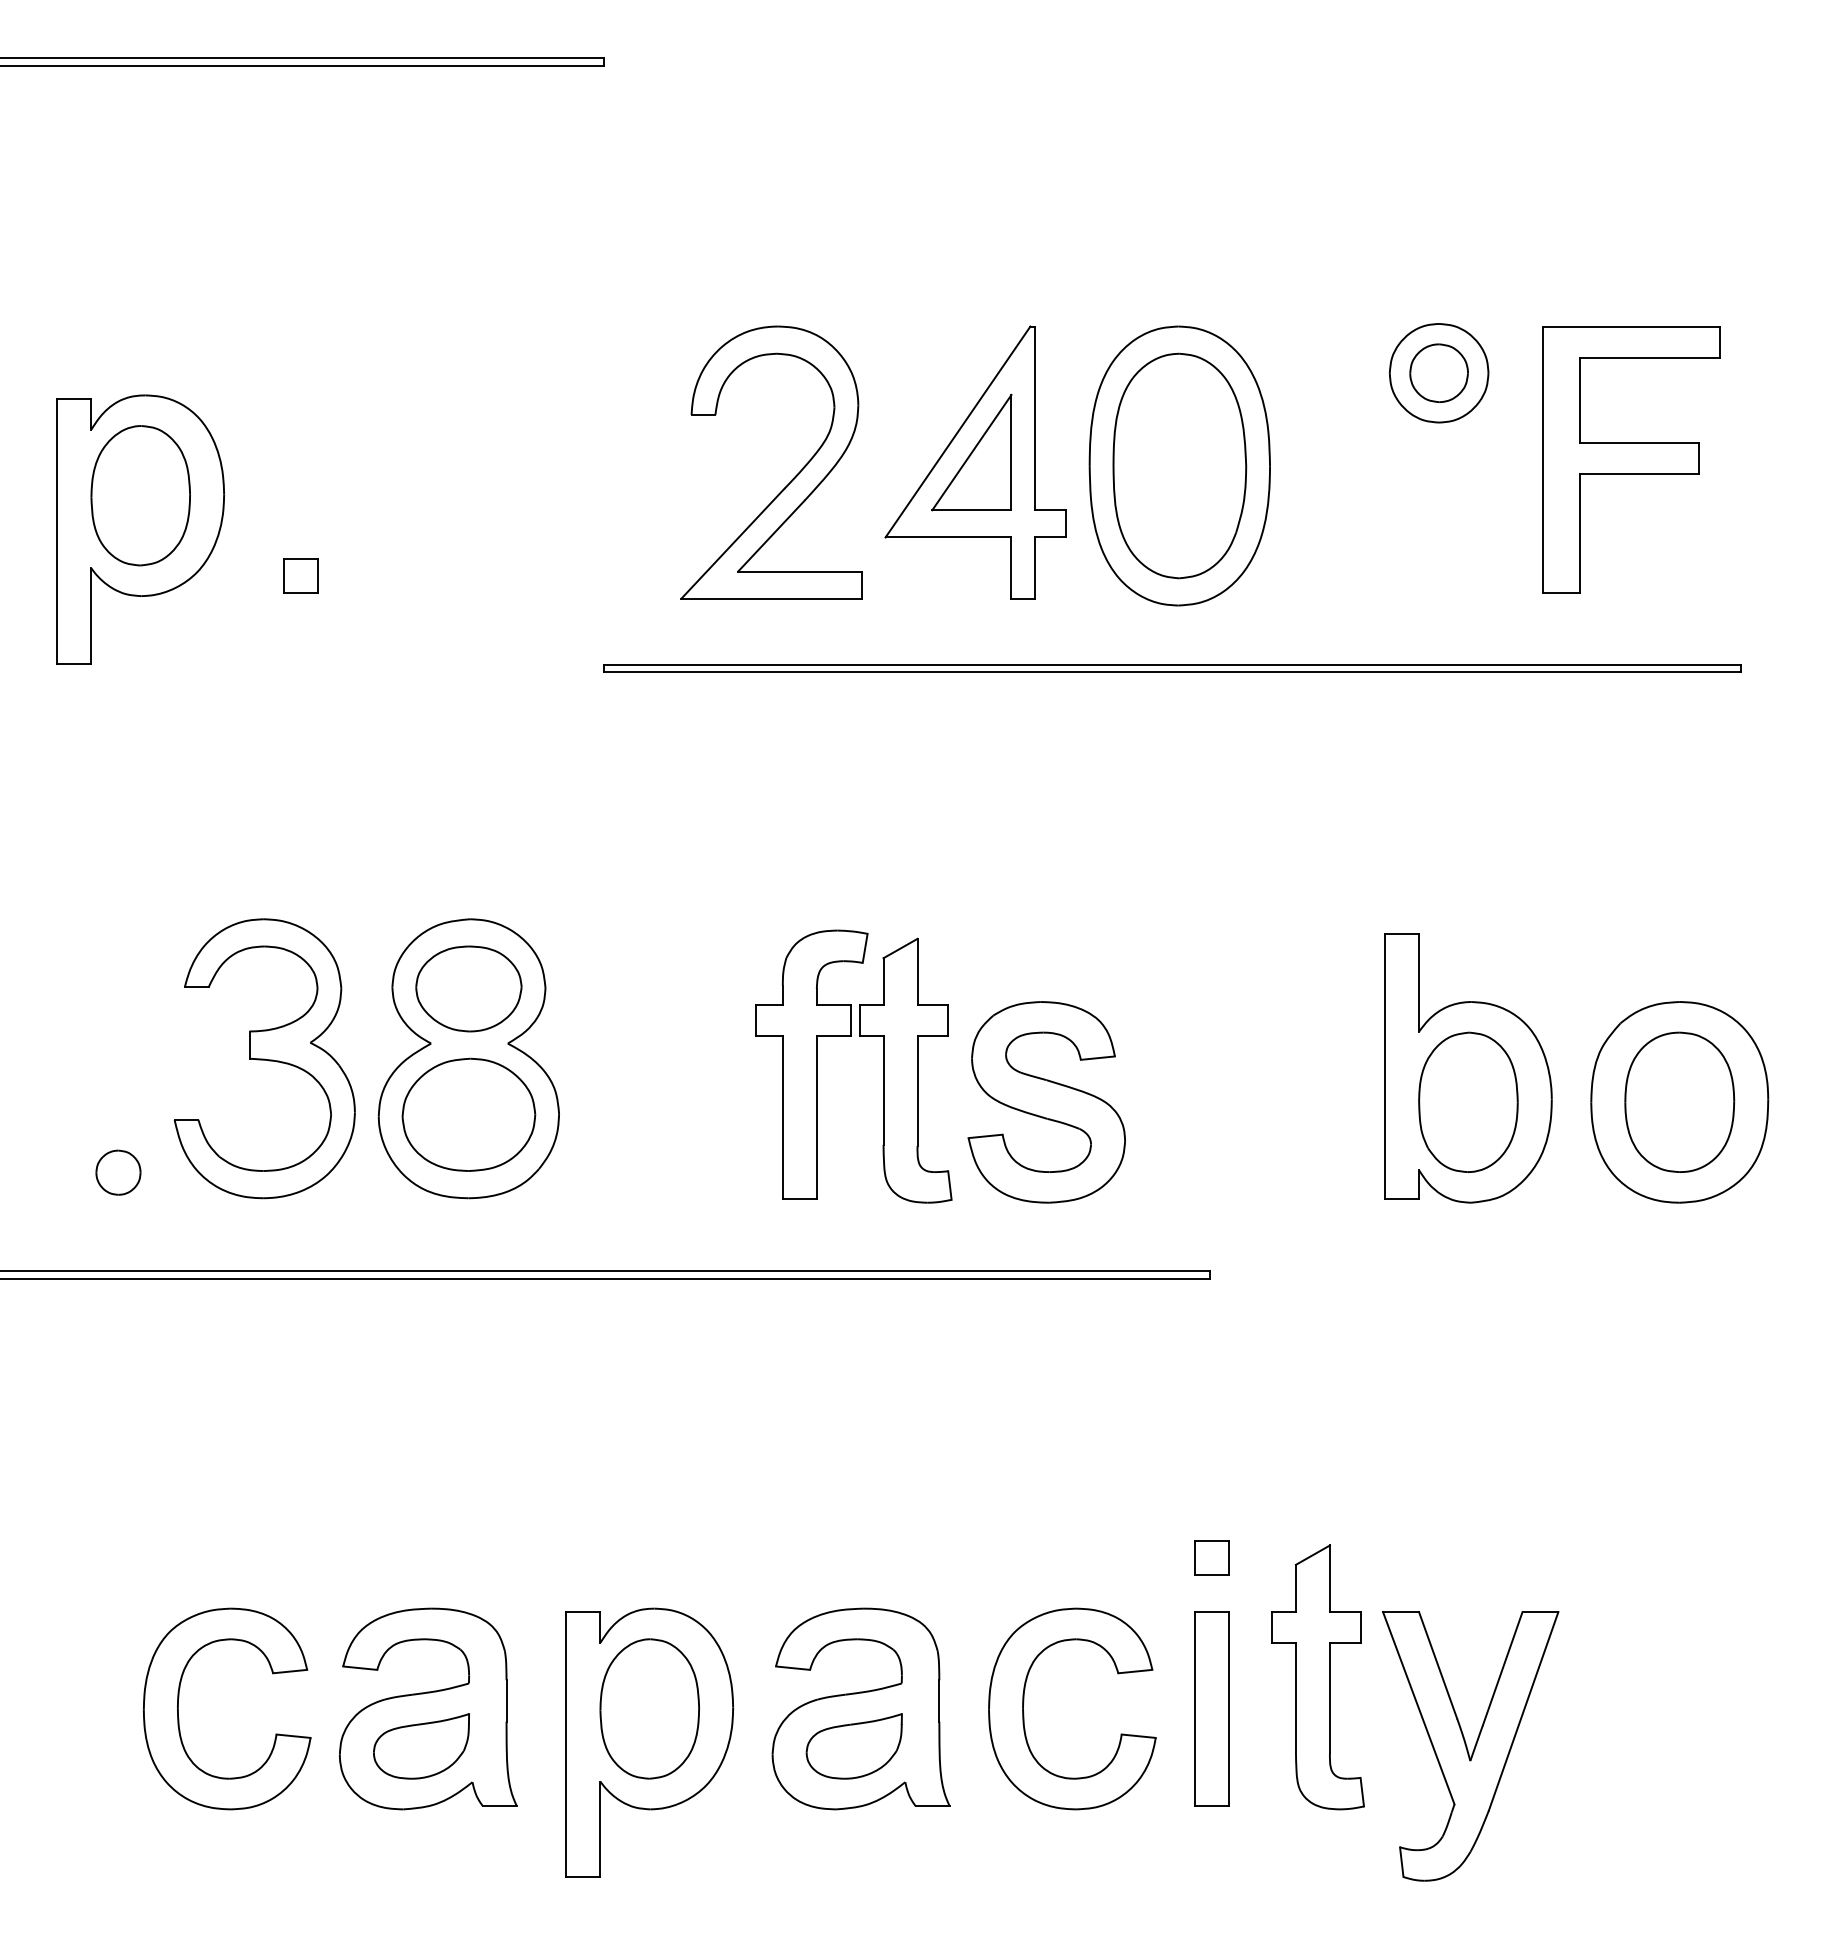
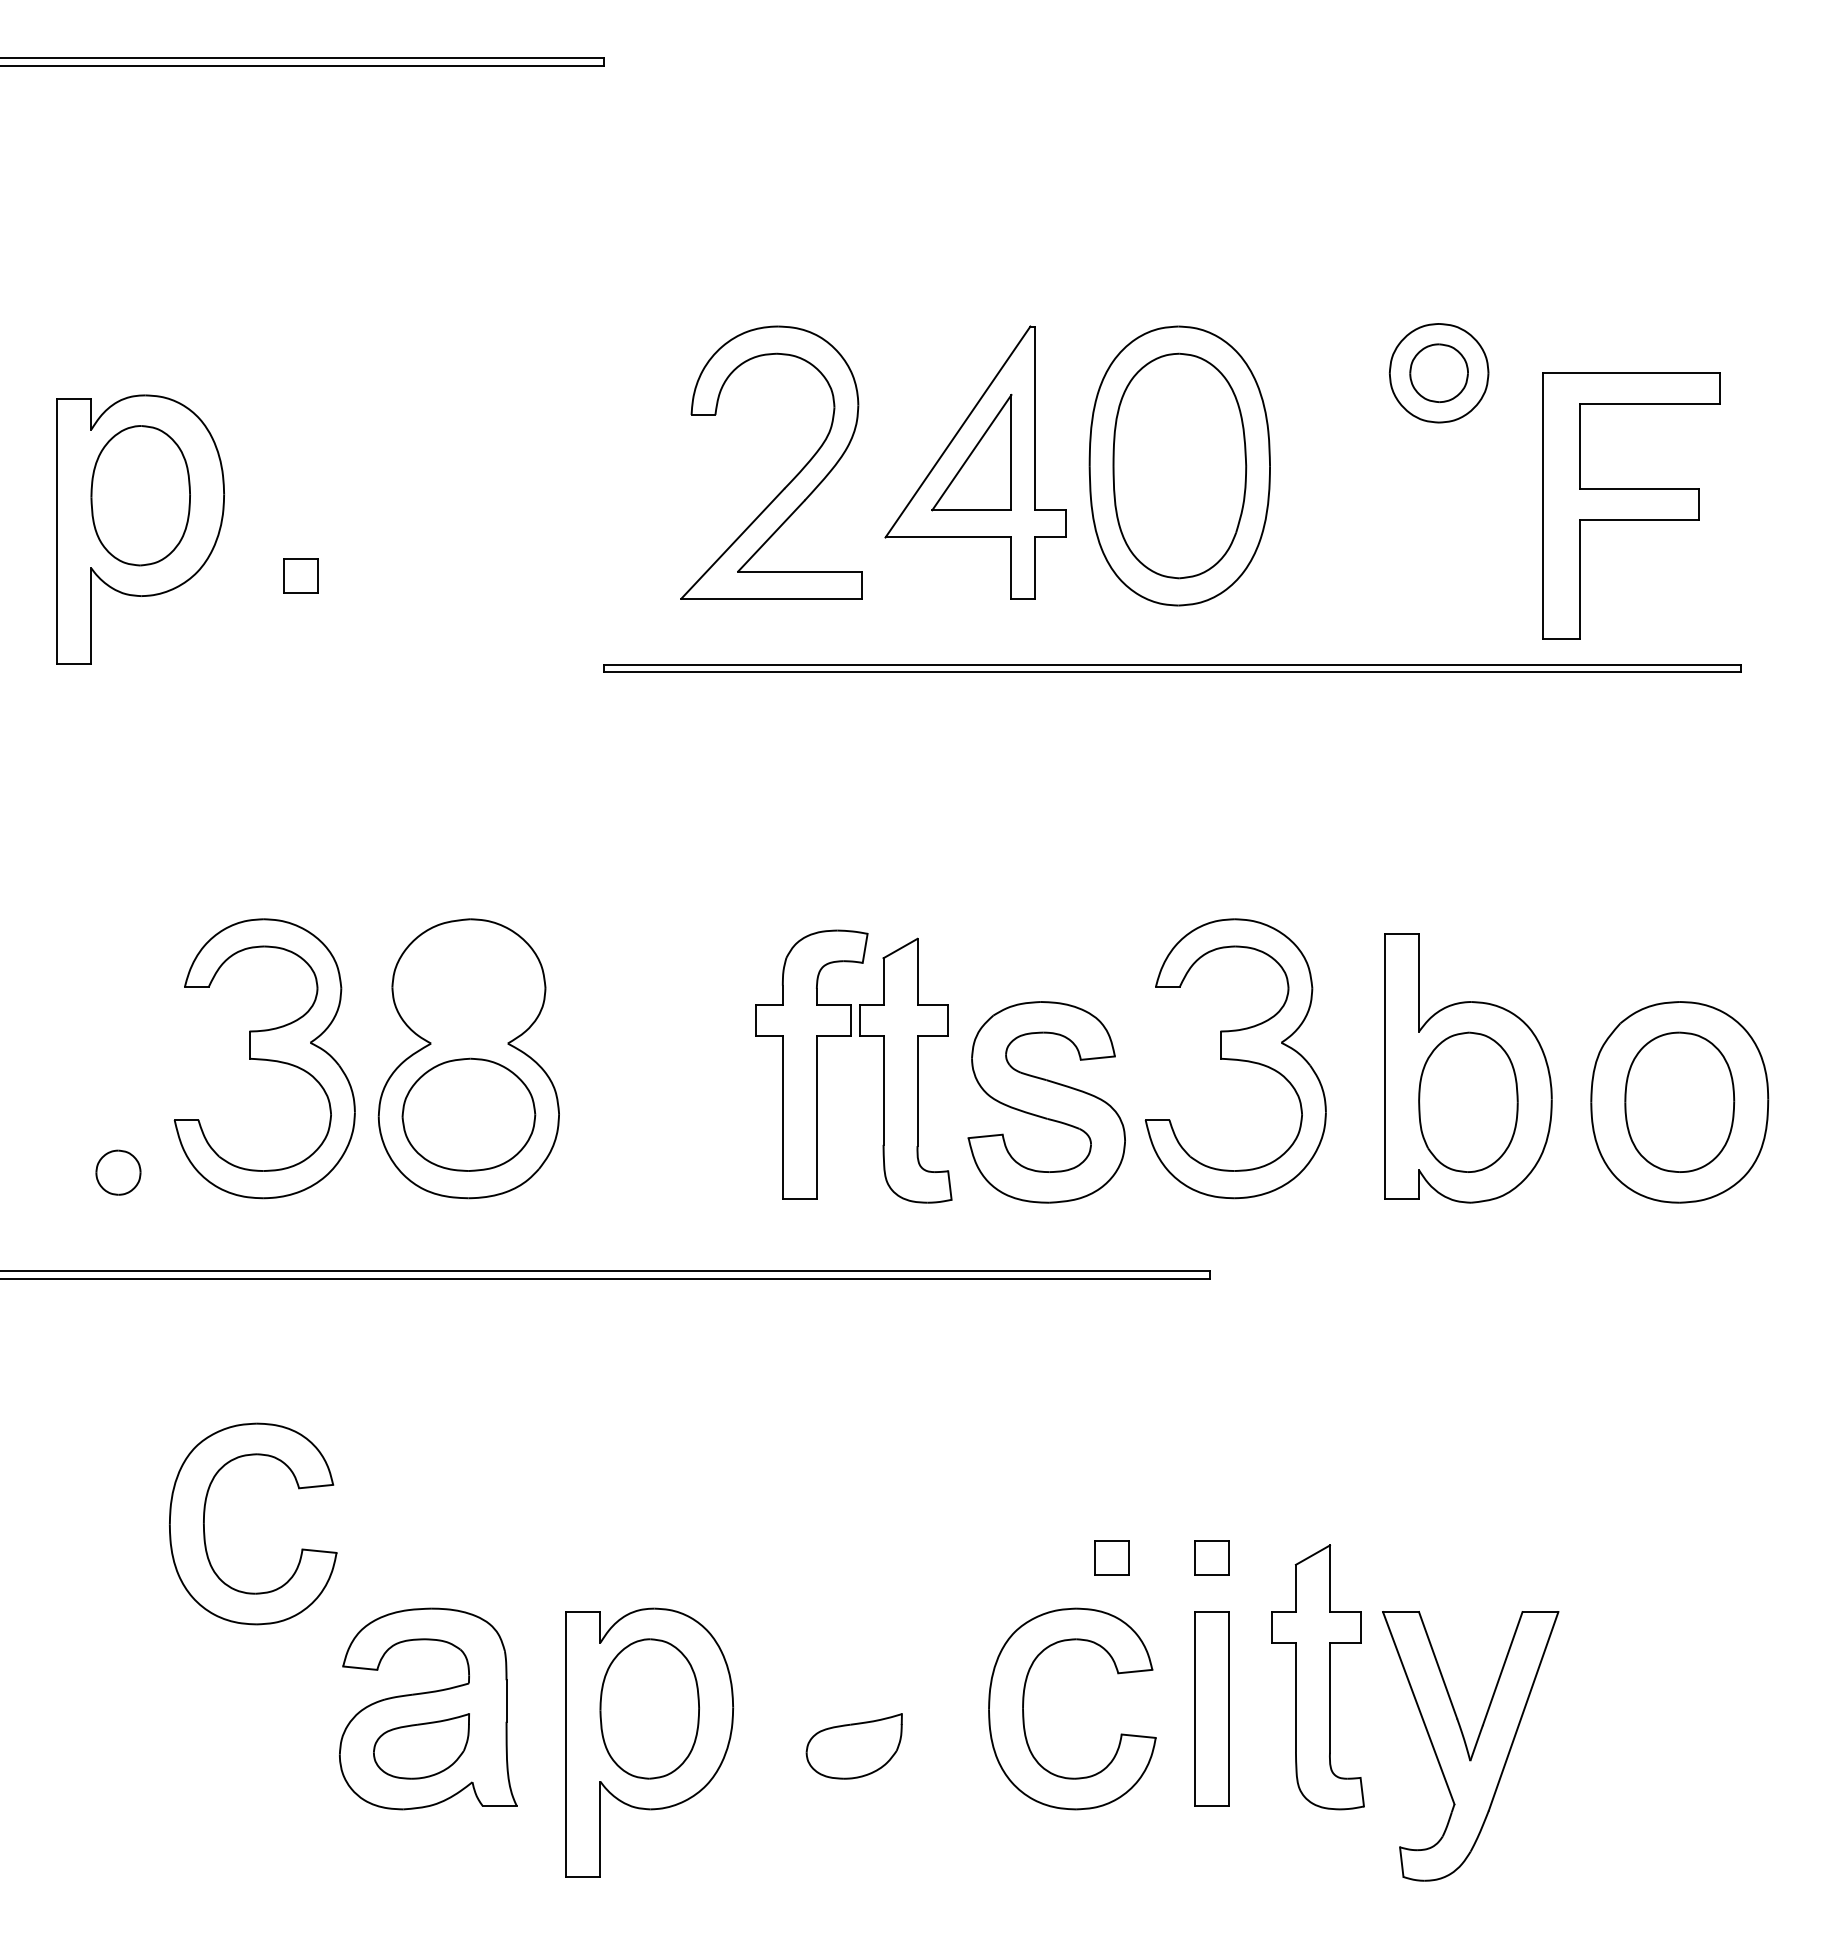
part position: (1631, 459) -> (1631, 505) (1631, 505)
part: present -> none (468, 988)
part: none -> present (1235, 1058)
part: none -> present (1111, 1557)
part position: (178, 1708) -> (204, 1523) (204, 1523)
part: present -> none (860, 1708)
